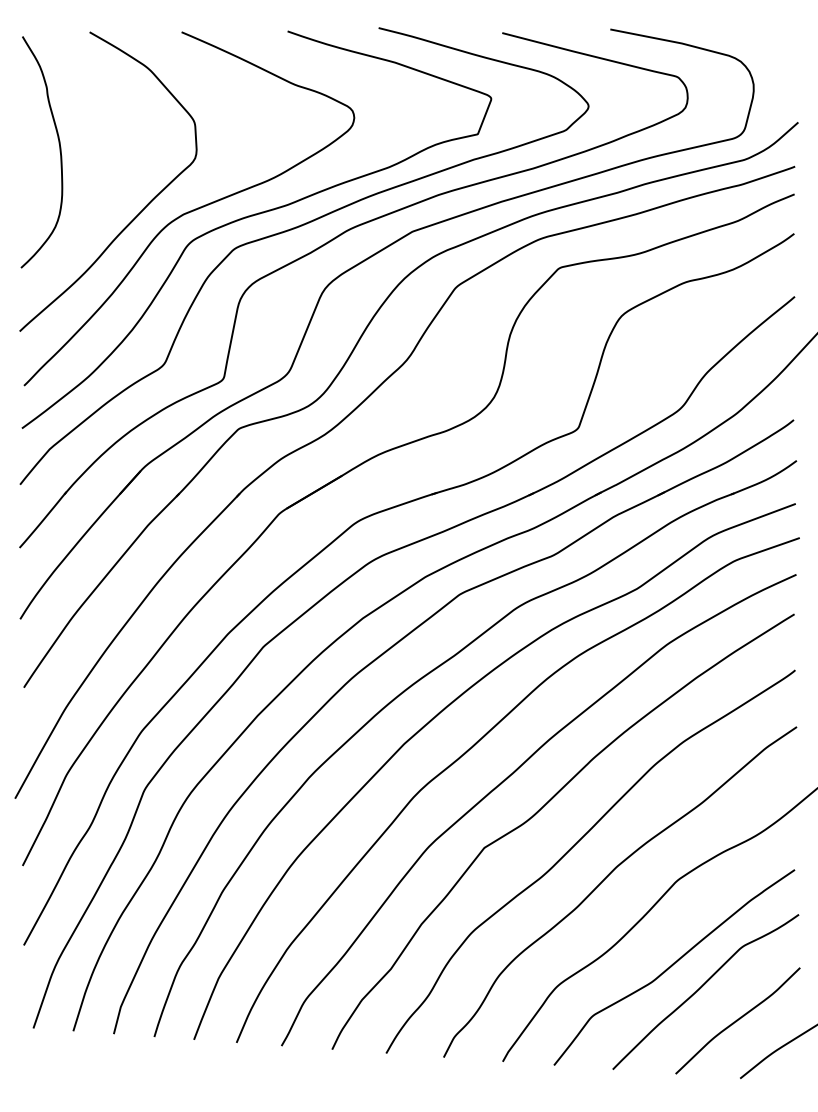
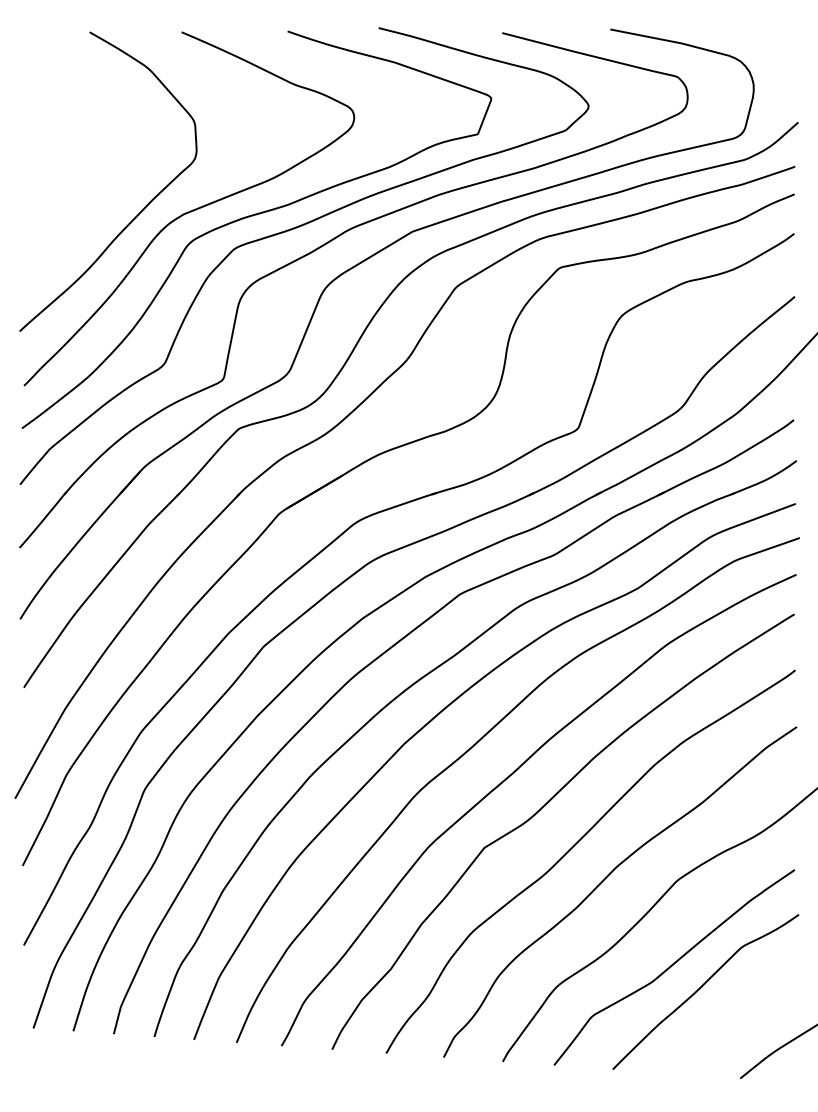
curve: present -> none (59, 152)
curve: present -> none (737, 1020)
